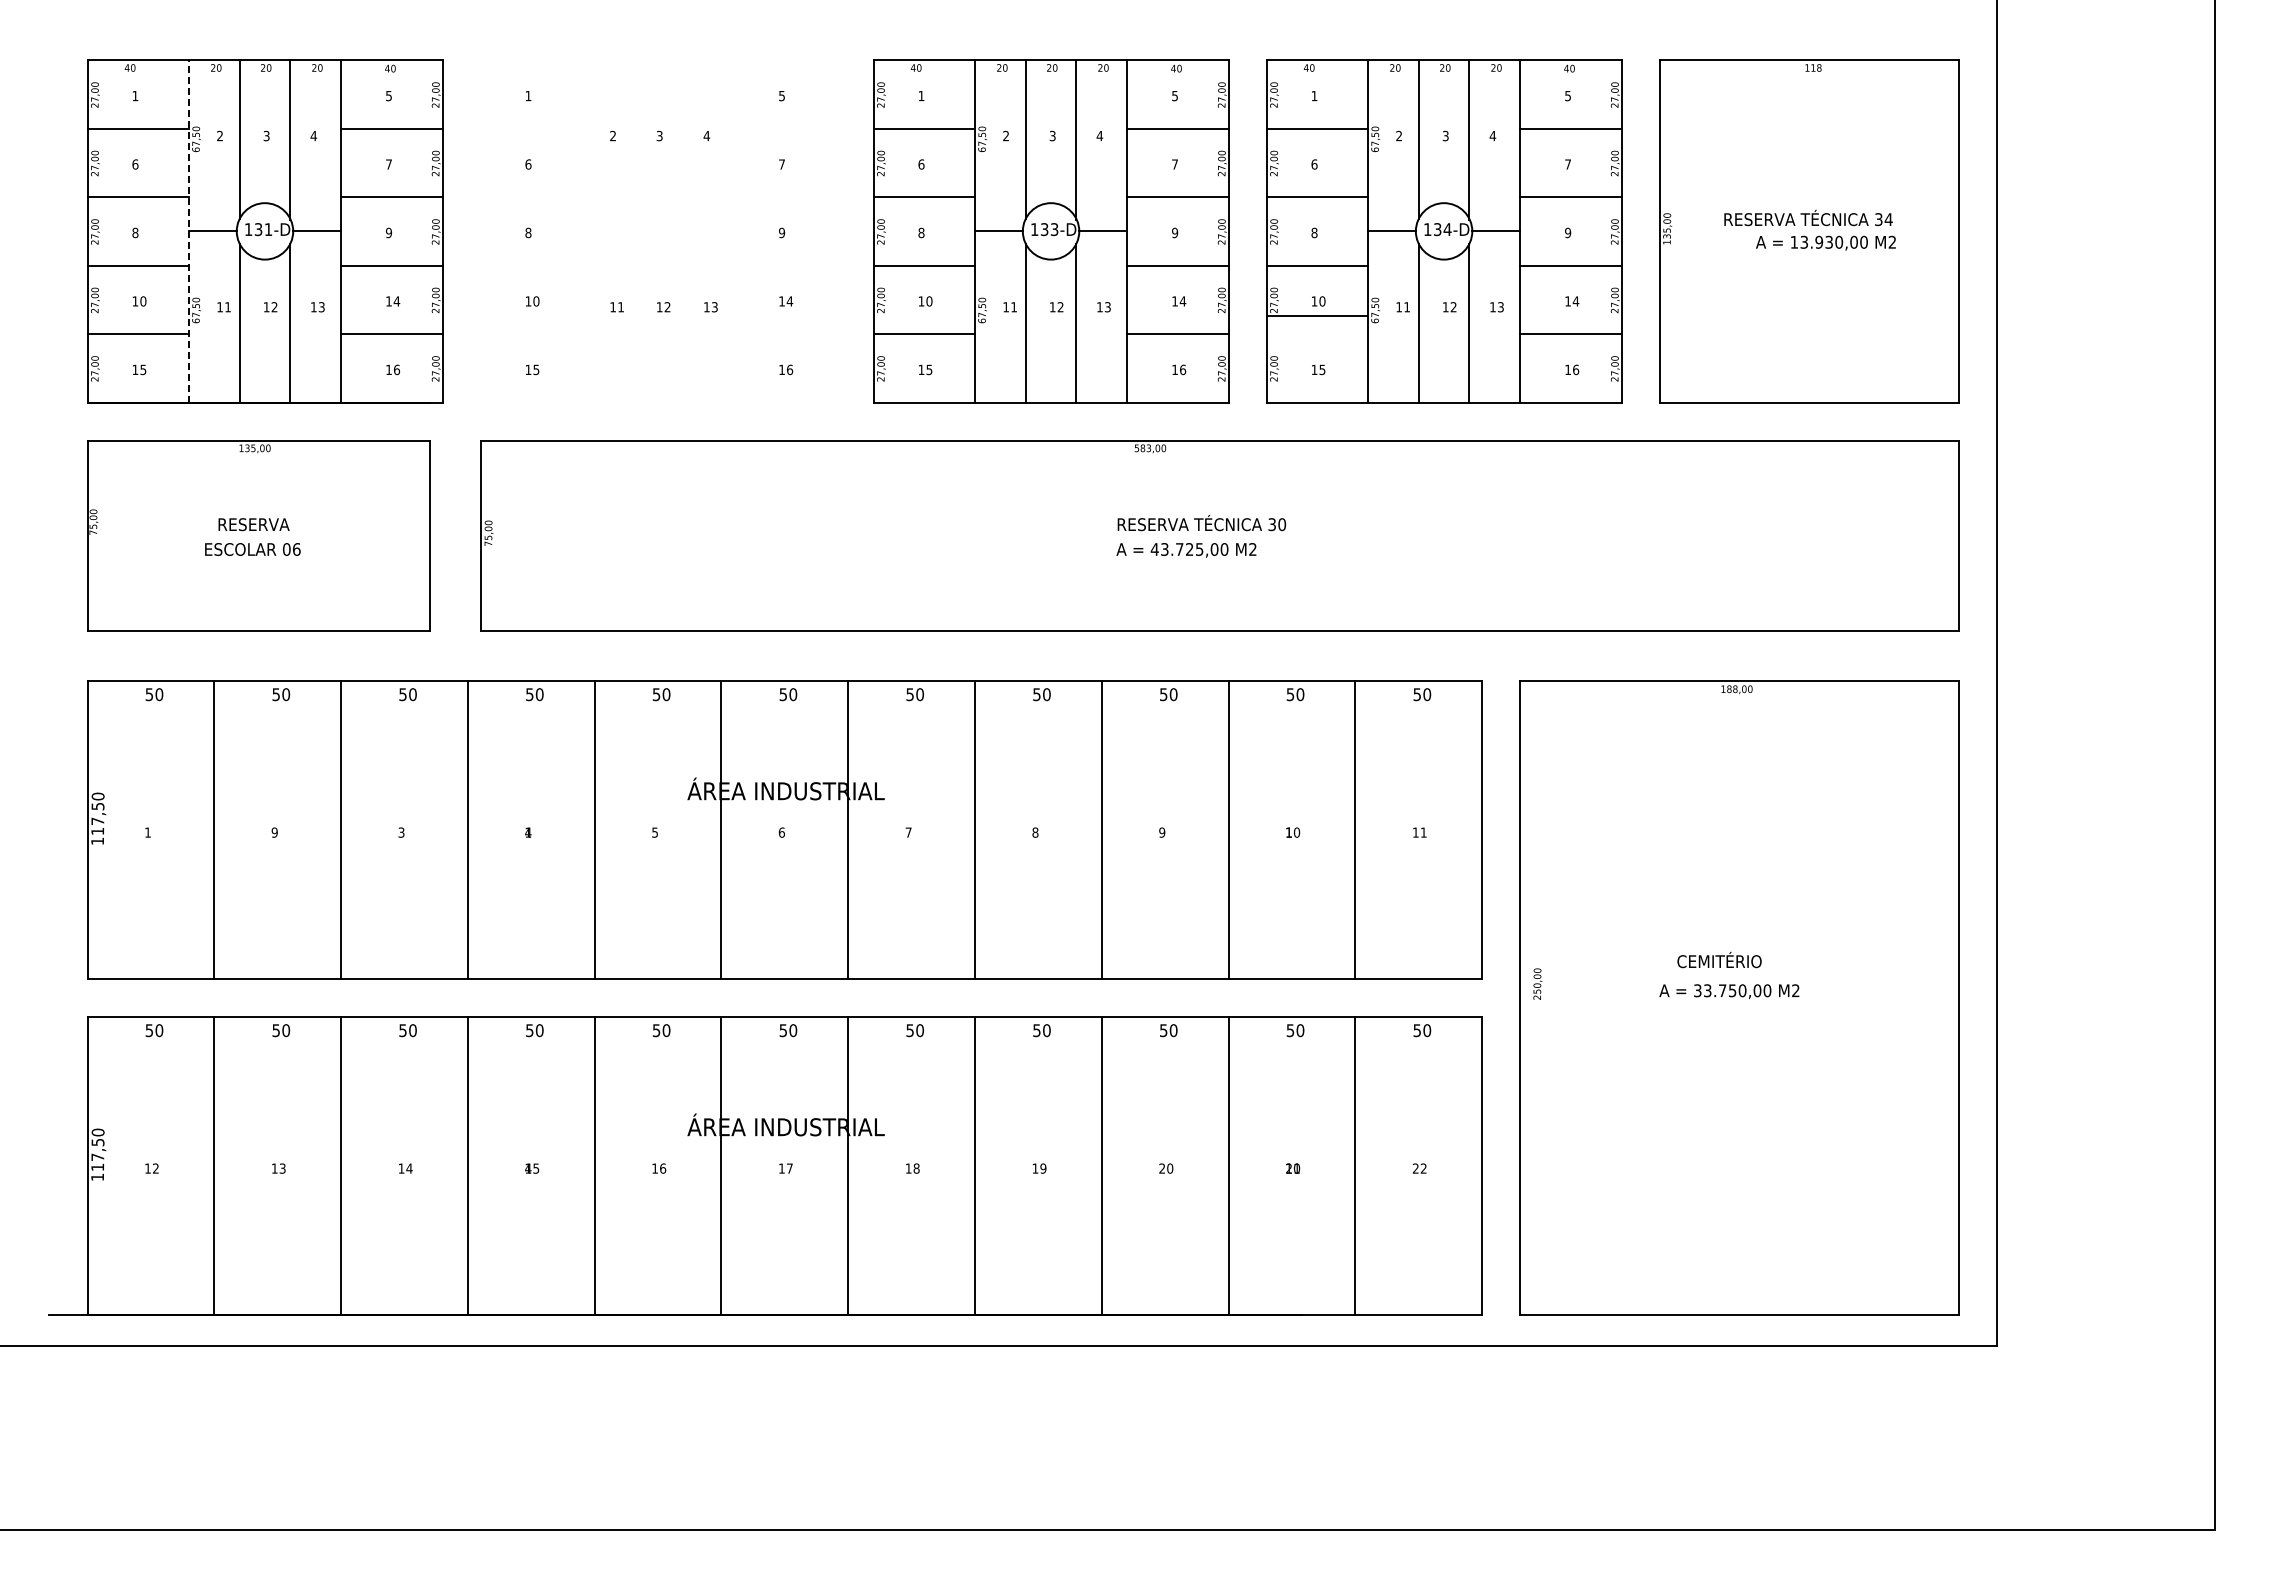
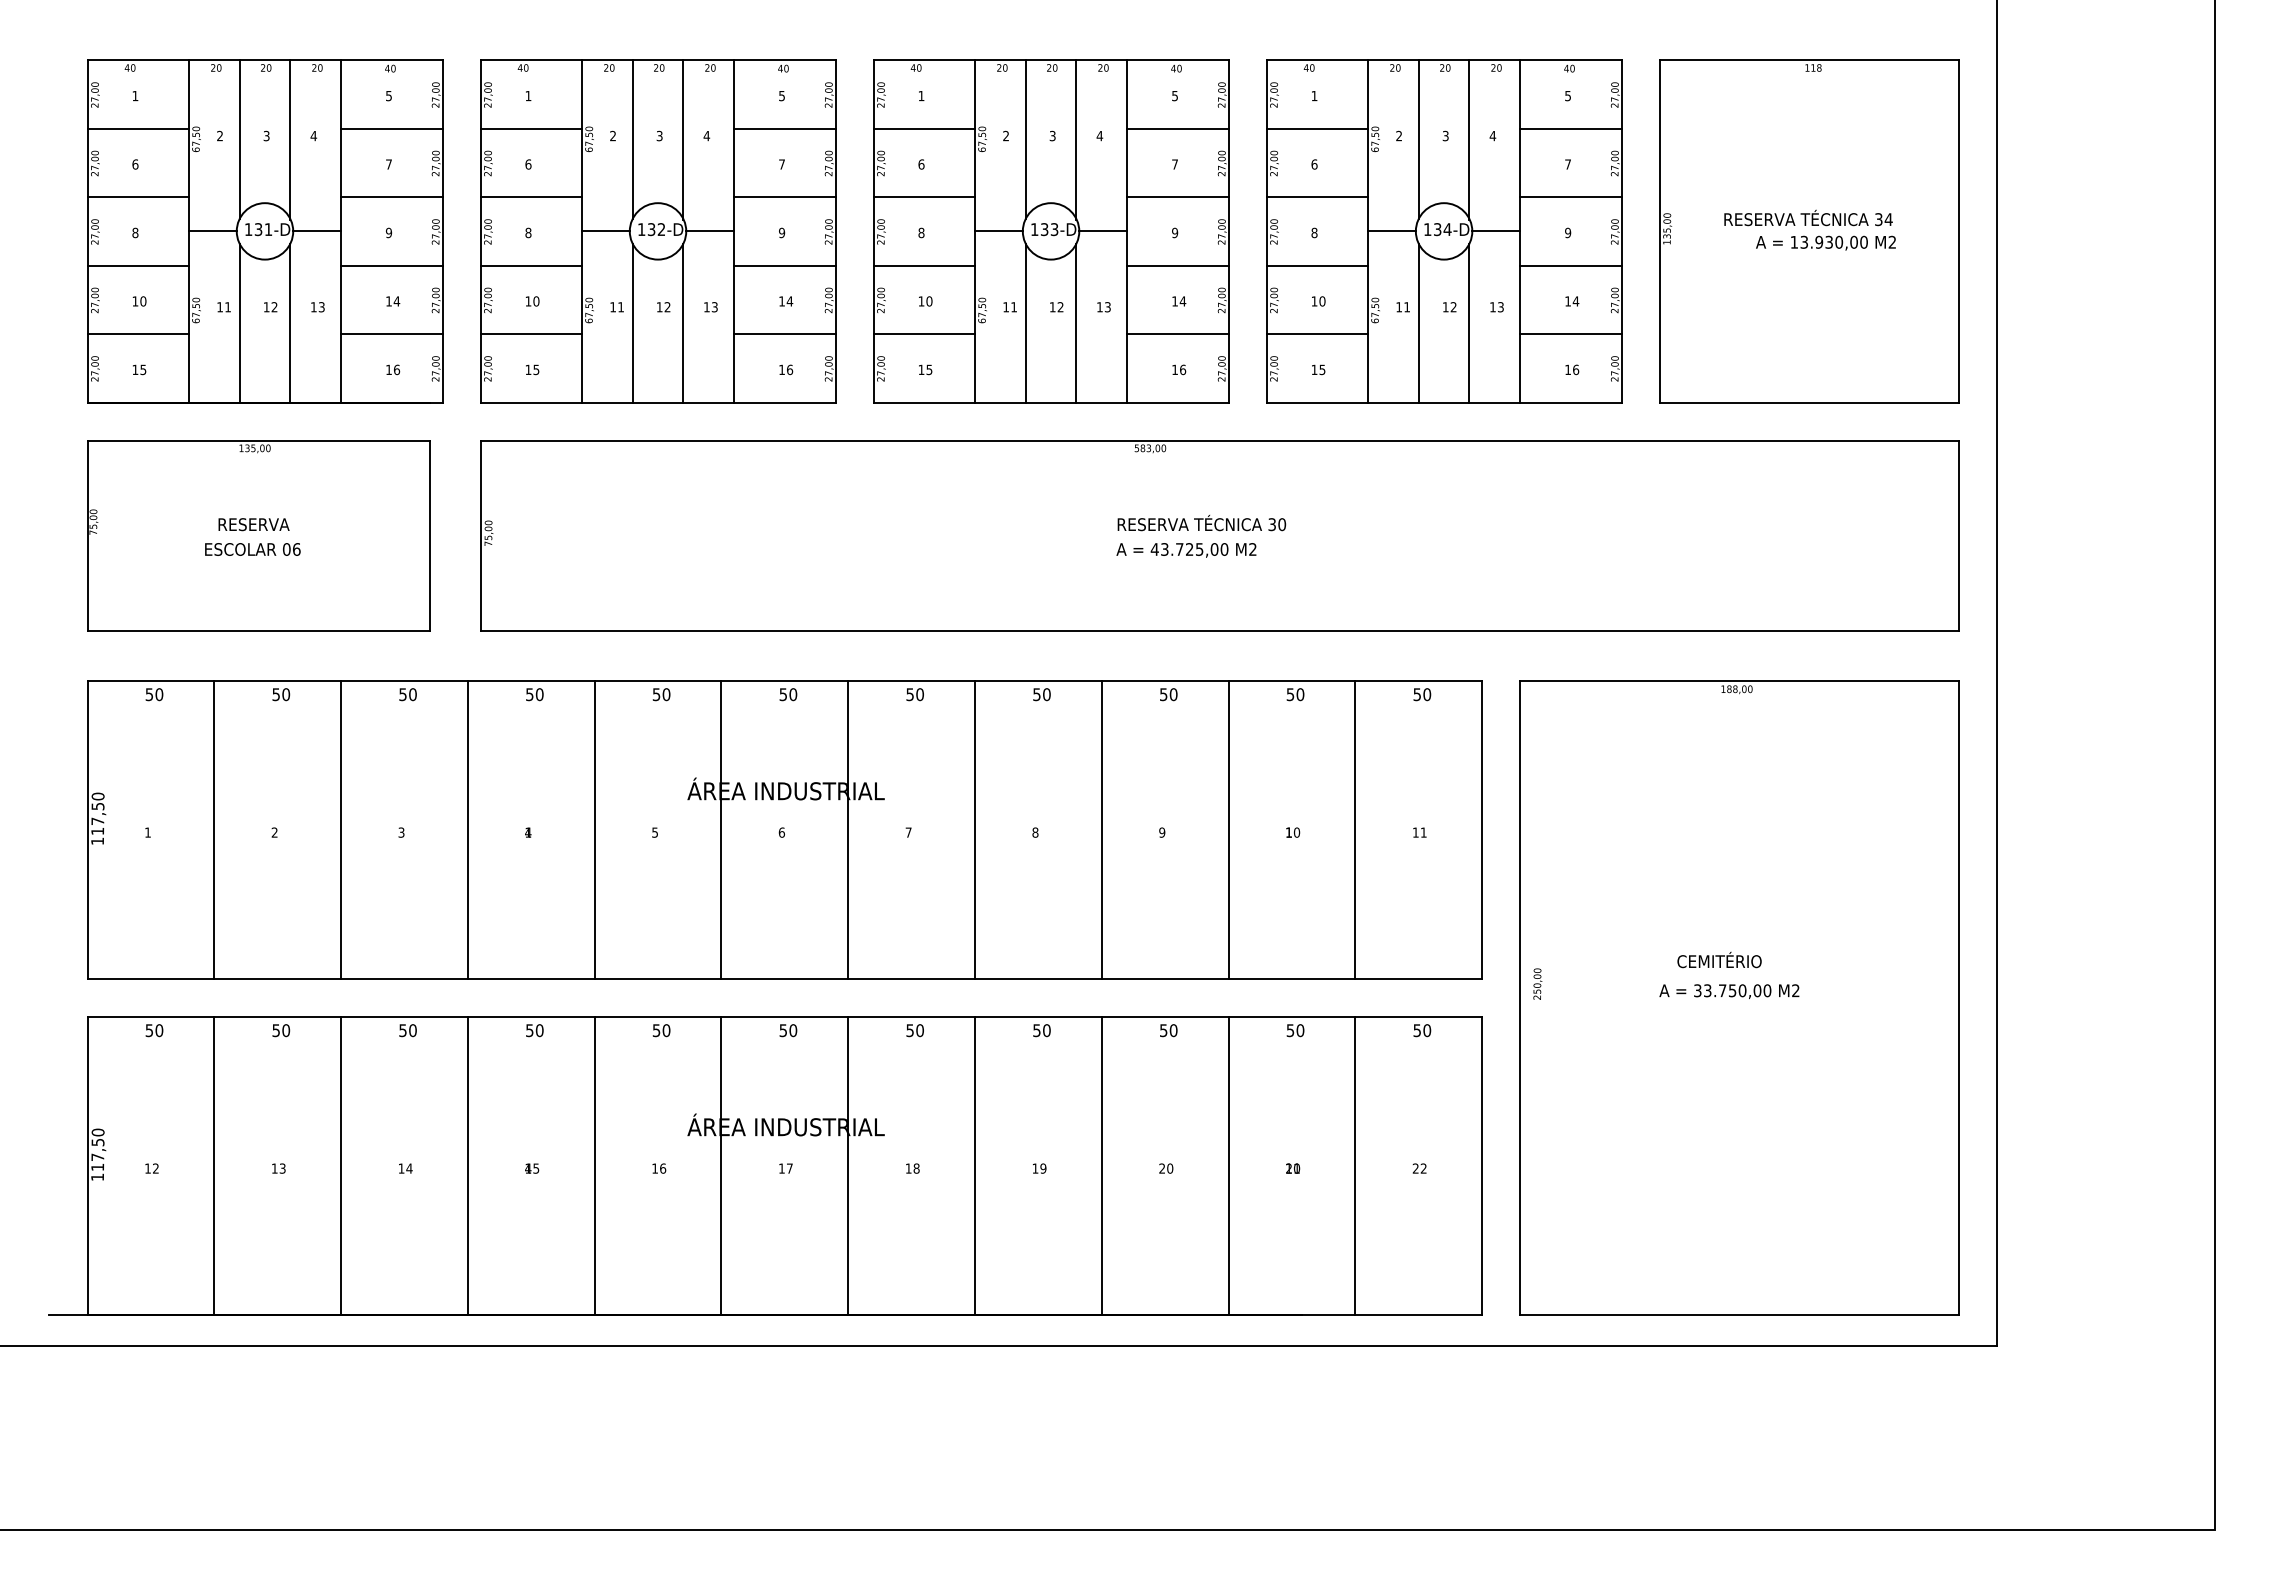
line: dashed -> solid (188, 230)
part: none -> present (658, 231)
line position: (1317, 316) -> (1317, 334) (1317, 334)
text: 9 -> 2 (274, 832)
